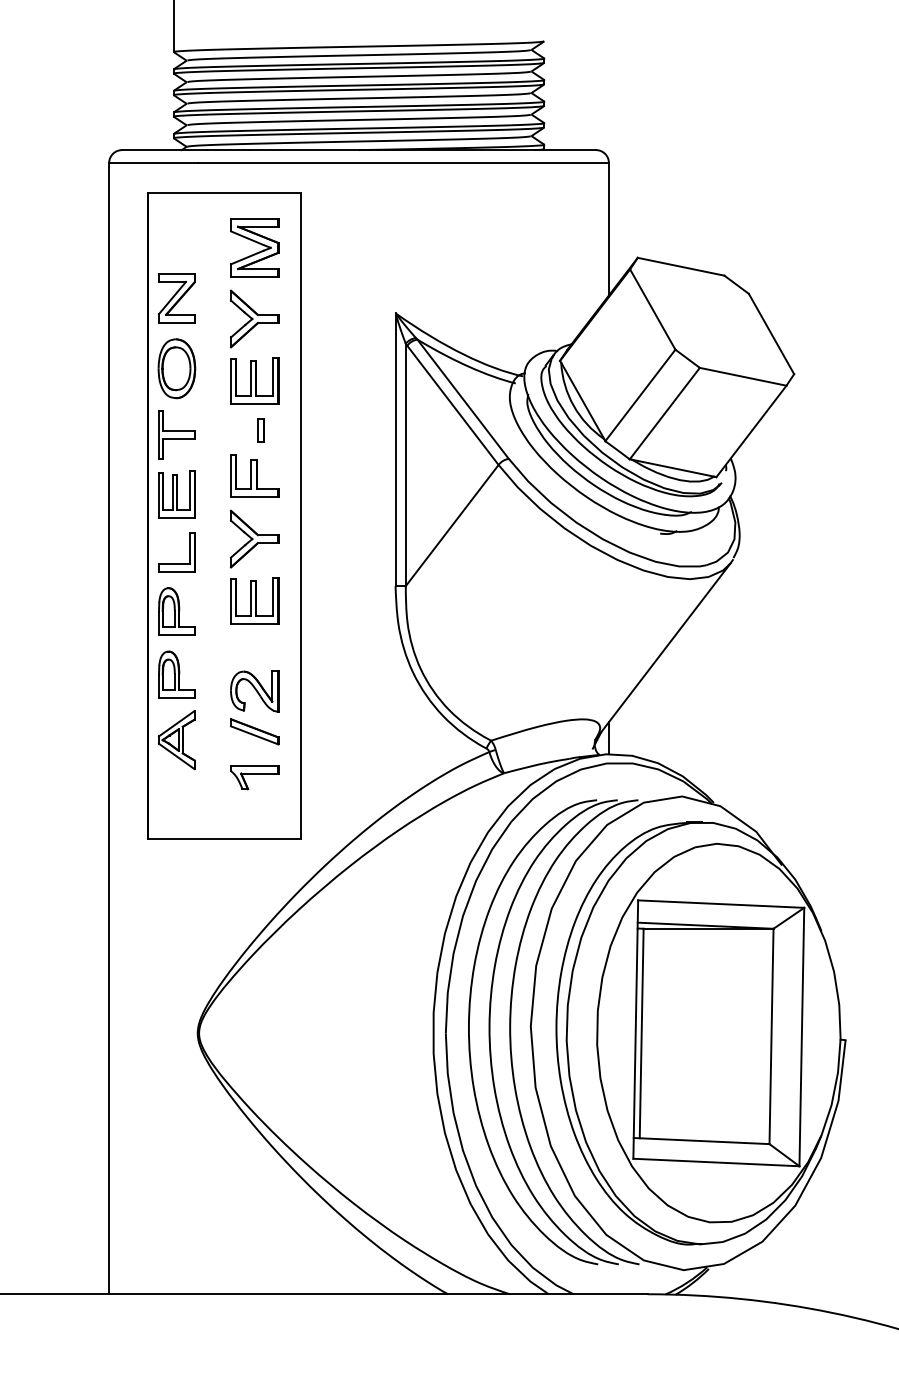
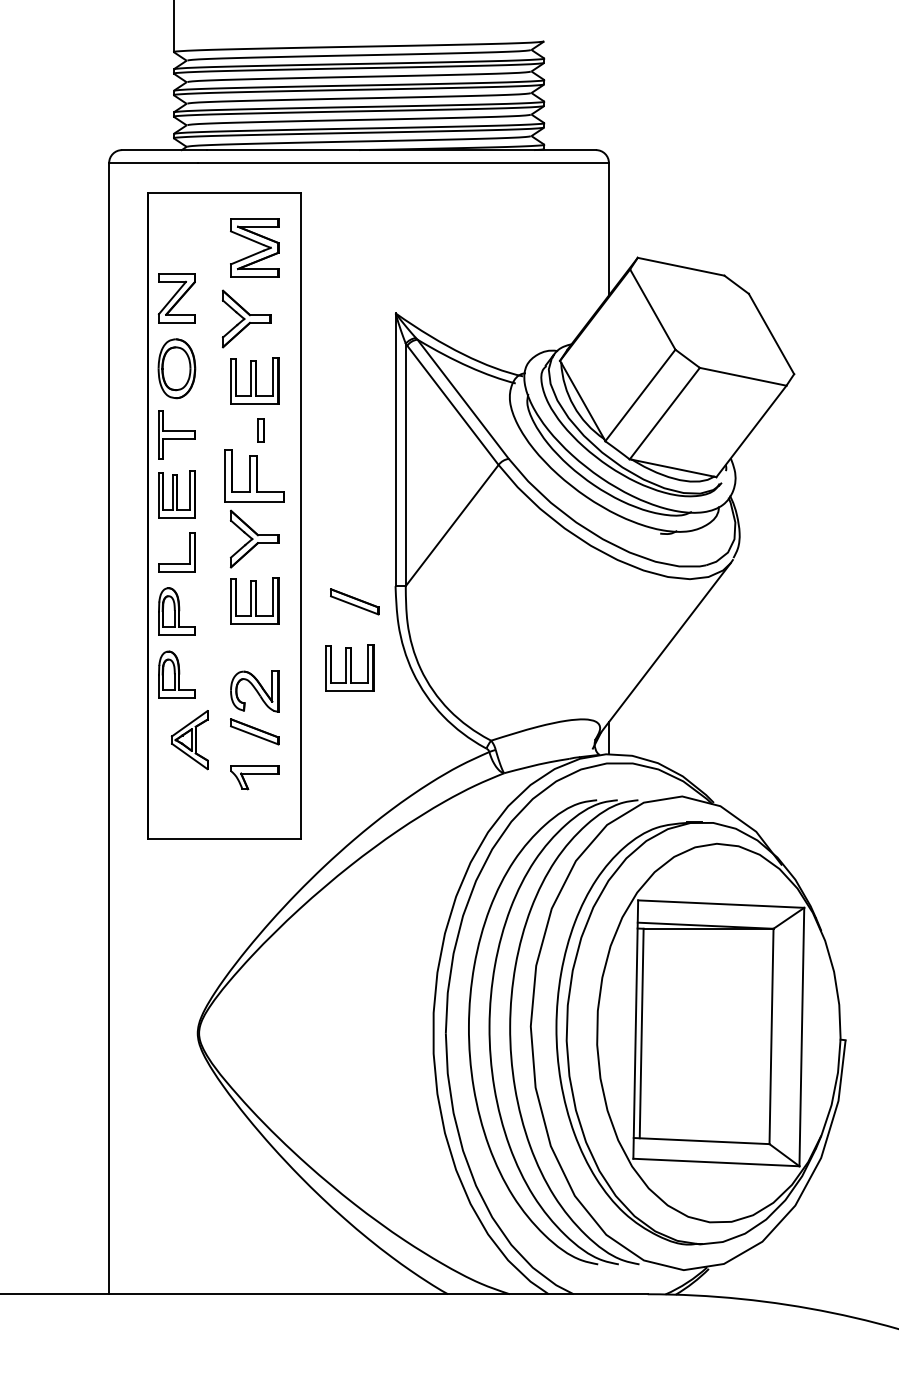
part position: (254, 318) -> (246, 318) (246, 318)
part size: 50x44 px -> 61x54 px (254, 475)
part: none -> present (354, 601)
part: none -> present (349, 667)
part position: (176, 740) -> (189, 740) (189, 740)
